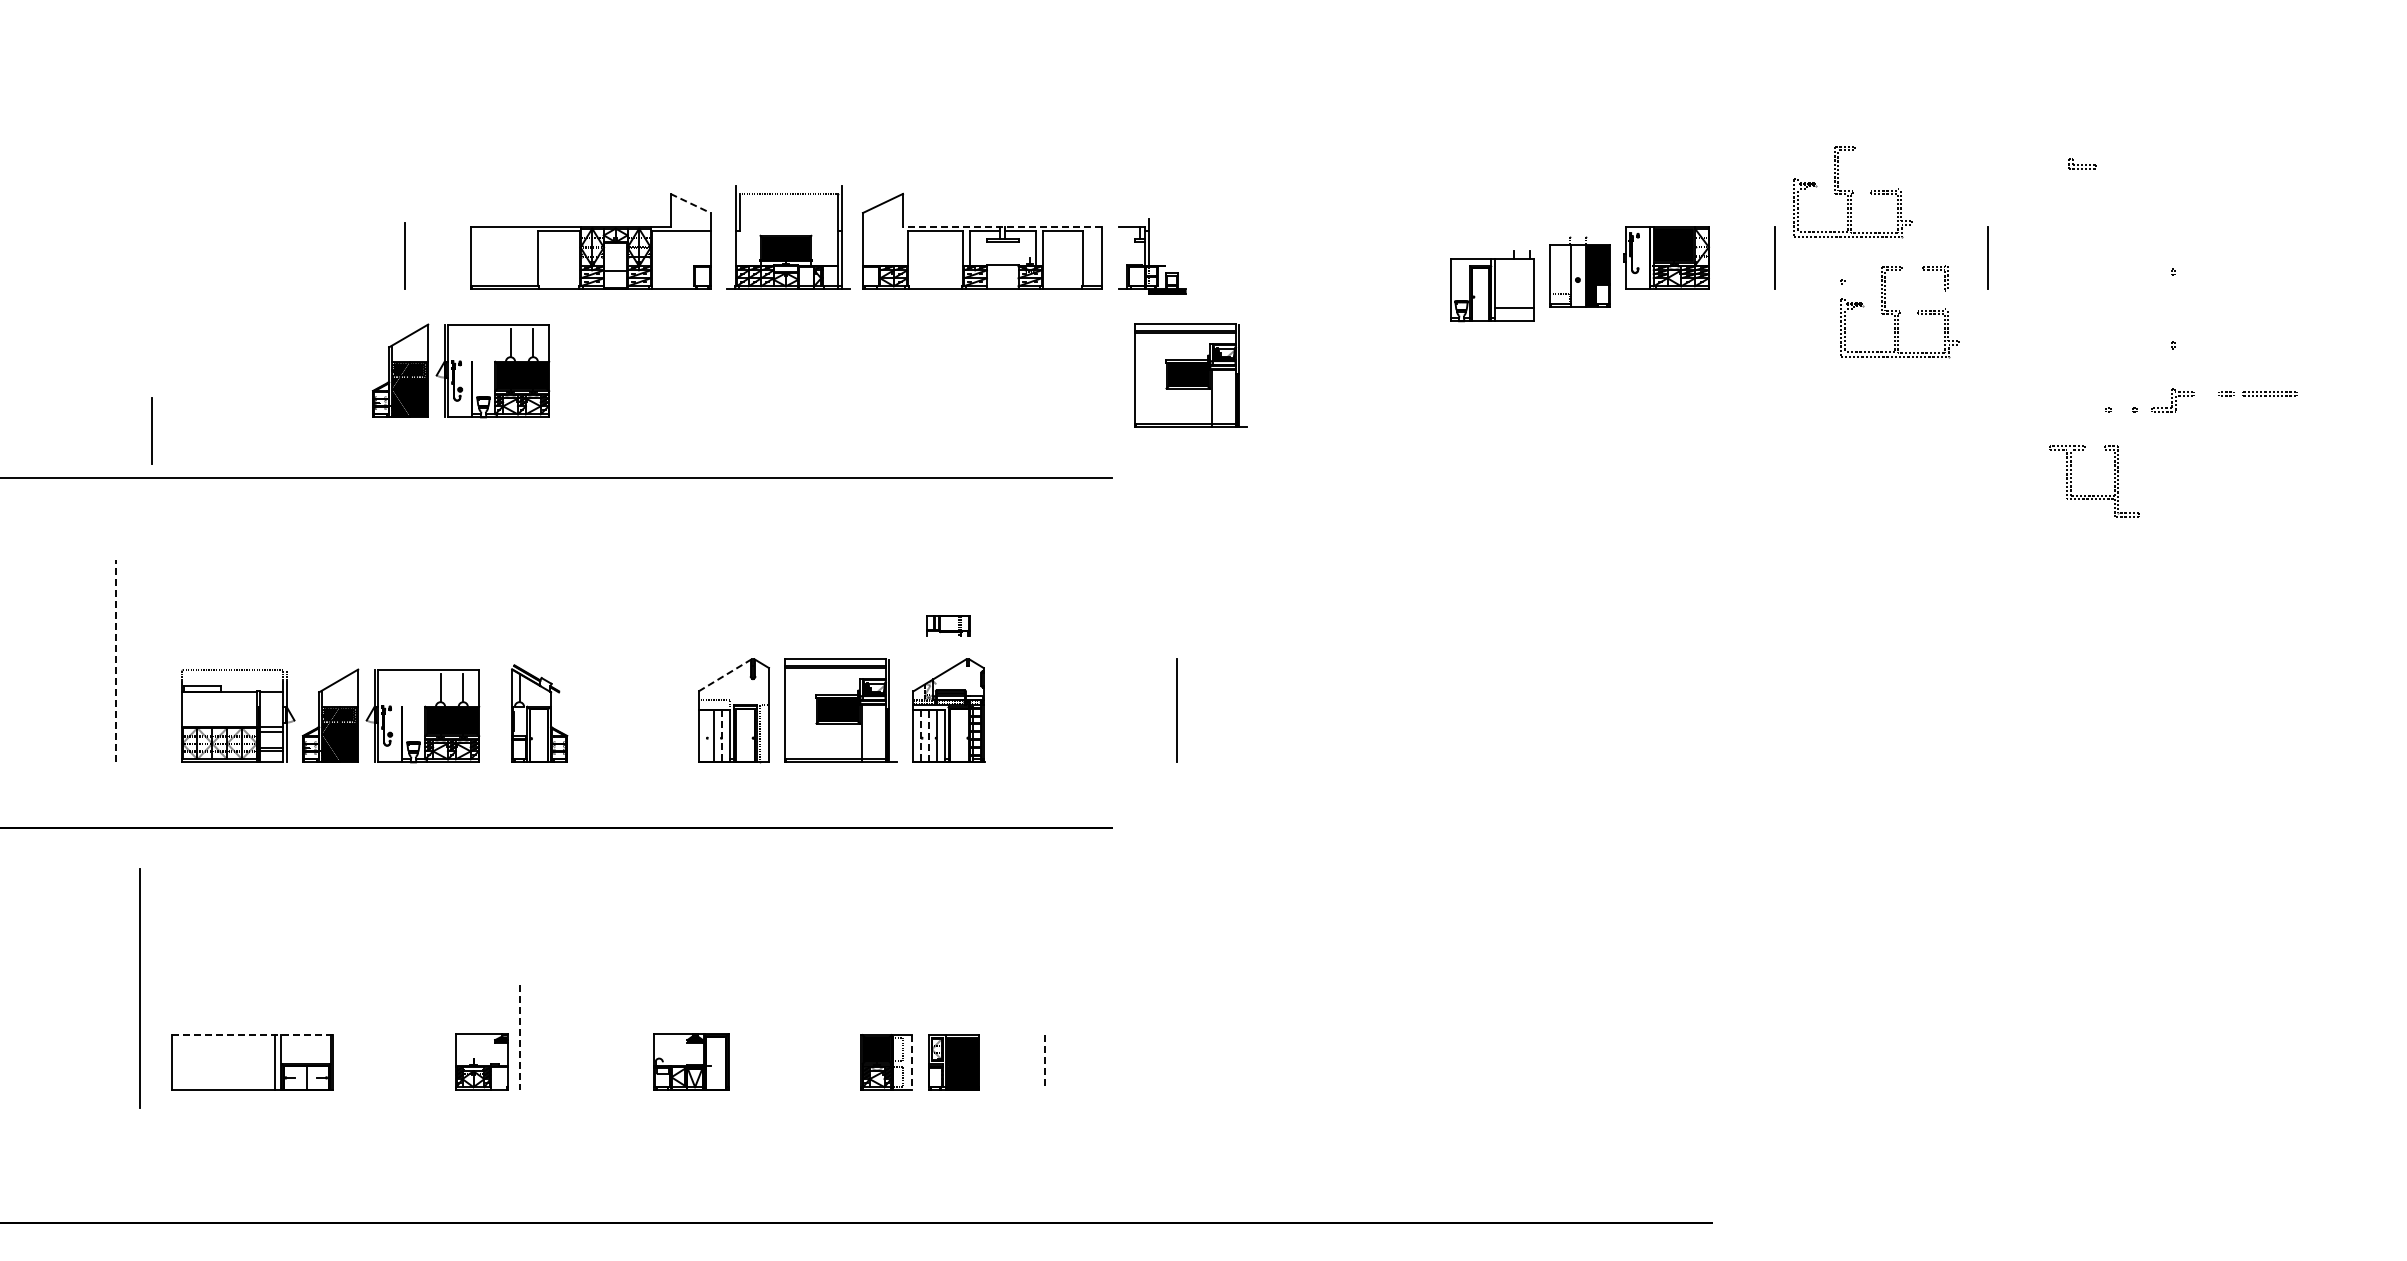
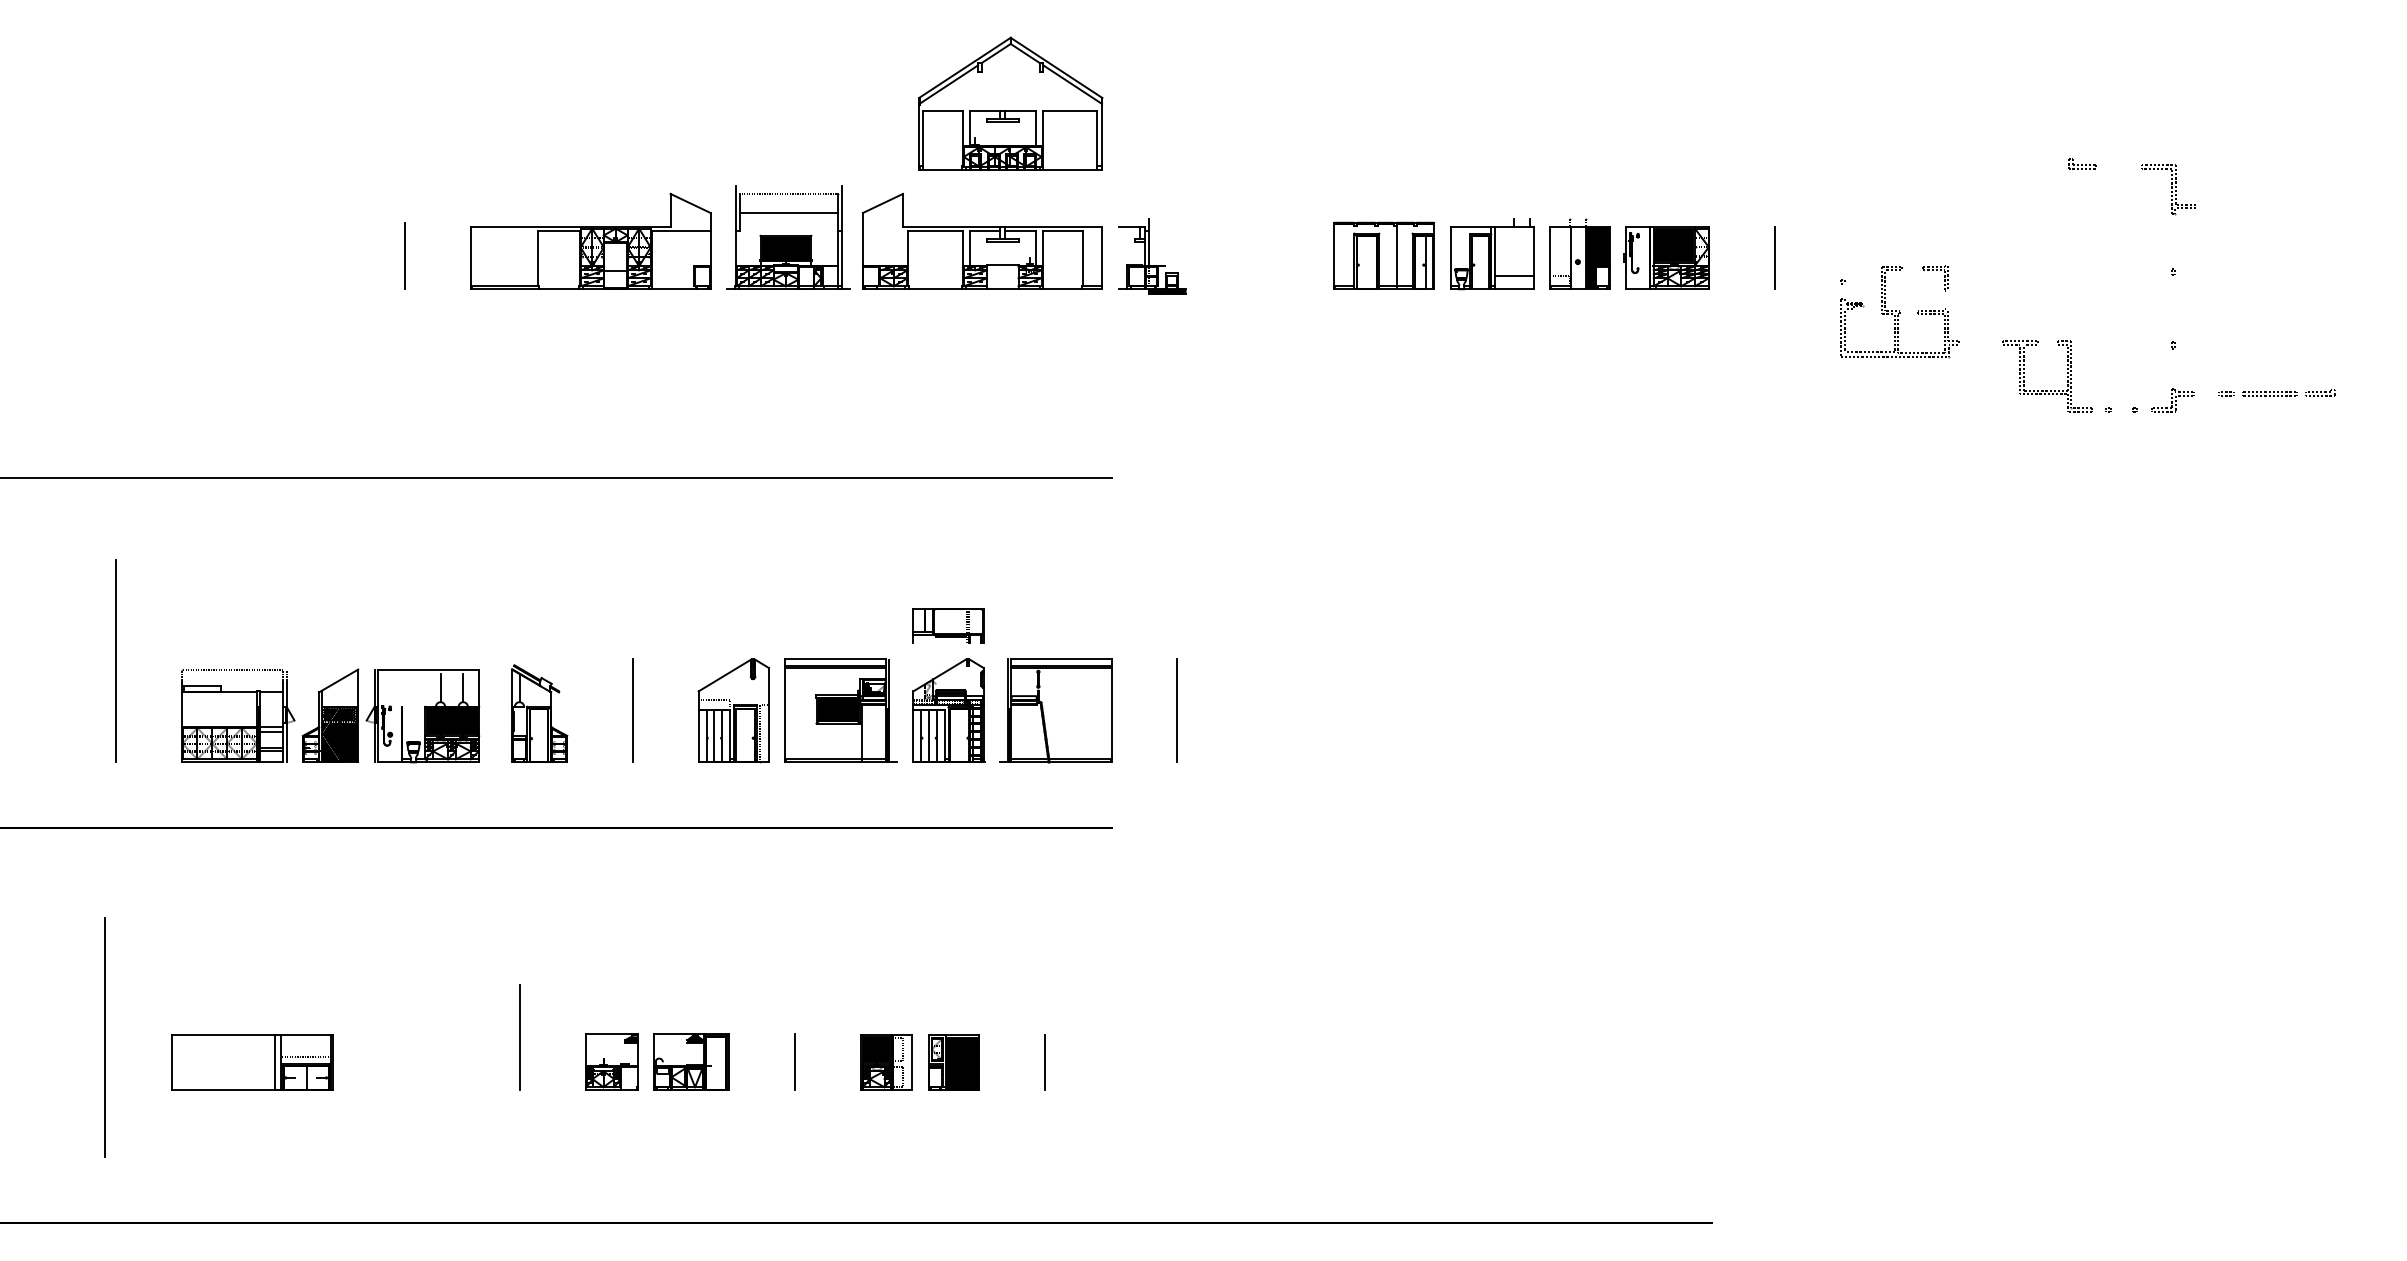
part: none -> present (1010, 103)
part: none -> present (2168, 189)
part: present -> none (1852, 192)
line: dashed -> solid (691, 203)
line: none -> present (788, 213)
line: dashed -> solid (1002, 226)
part: none -> present (1383, 255)
line: present -> none (1987, 257)
part position: (1579, 271) -> (1579, 253) (1579, 253)
part position: (1492, 286) -> (1492, 254) (1492, 254)
part: present -> none (461, 370)
part: present -> none (1190, 375)
part: none -> present (2320, 392)
line: present -> none (151, 430)
part position: (2094, 495) -> (2047, 390) (2047, 390)
part size: 45x22 px -> 73x36 px (948, 625)
line: dashed -> solid (116, 660)
line: dashed -> solid (725, 675)
line: none -> present (632, 710)
part: none -> present (1055, 710)
line: none -> present (706, 735)
line: dashed -> solid (722, 736)
line: dashed -> solid (921, 736)
line: dashed -> solid (929, 736)
line position: (139, 988) -> (104, 1037) (104, 1037)
line: dashed -> solid (252, 1035)
line: dashed -> solid (520, 1038)
line: none -> present (306, 1056)
part position: (481, 1061) -> (611, 1061) (611, 1061)
line: none -> present (794, 1061)
line: dashed -> solid (912, 1062)
line: dashed -> solid (1045, 1062)
